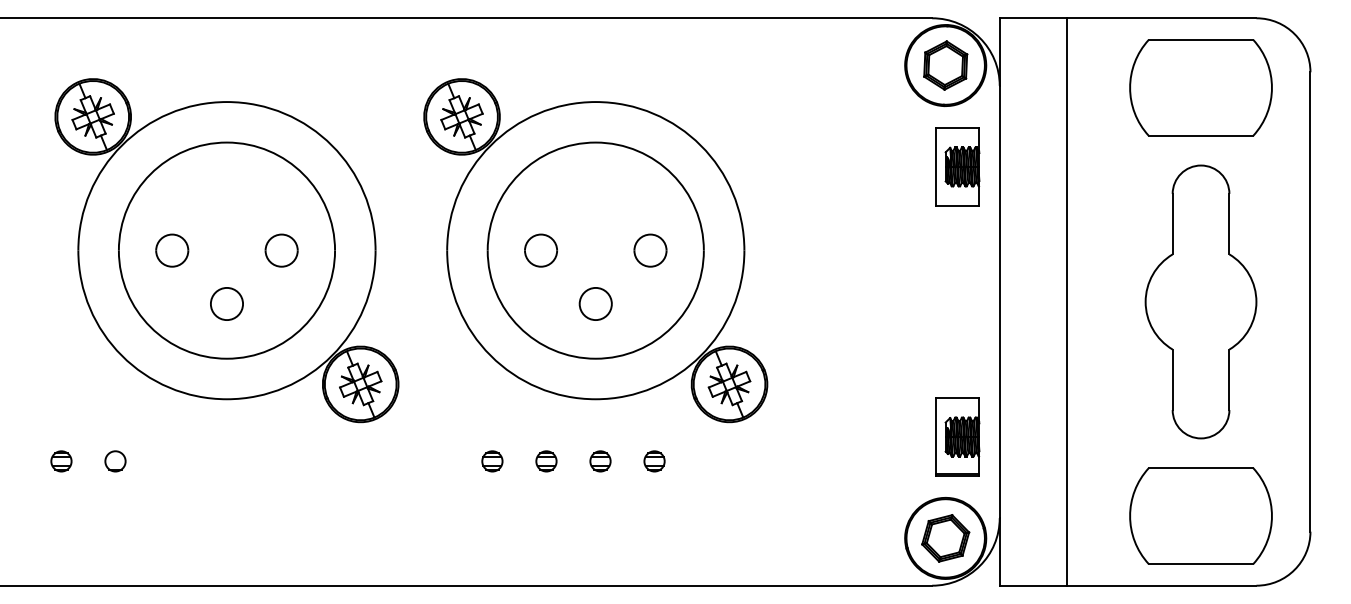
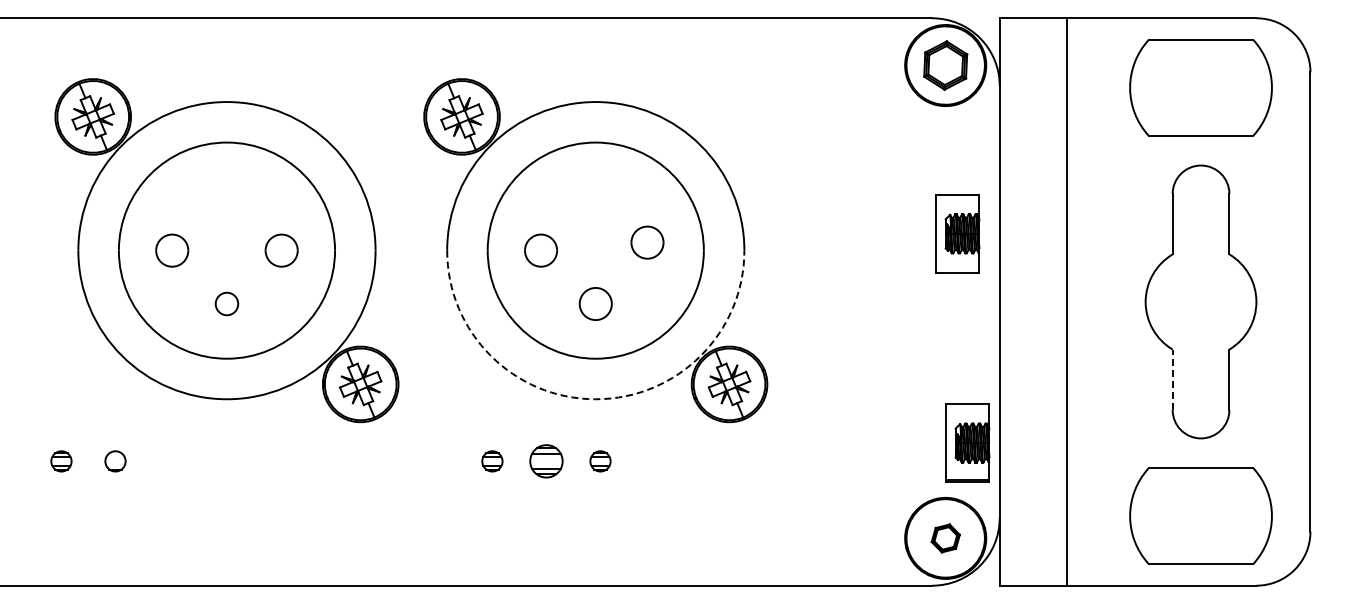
part position: (957, 166) -> (957, 233) (957, 233)
part position: (650, 250) -> (647, 242) (647, 242)
part size: 34x34 px -> 26x26 px (226, 303)
line: solid -> dashed (1172, 379)
arc: solid -> dashed (595, 399)
part position: (957, 436) -> (967, 442) (967, 442)
part size: 23x23 px -> 35x35 px (546, 461)
part: present -> none (654, 461)
part size: 50x49 px -> 31x31 px (945, 538)
